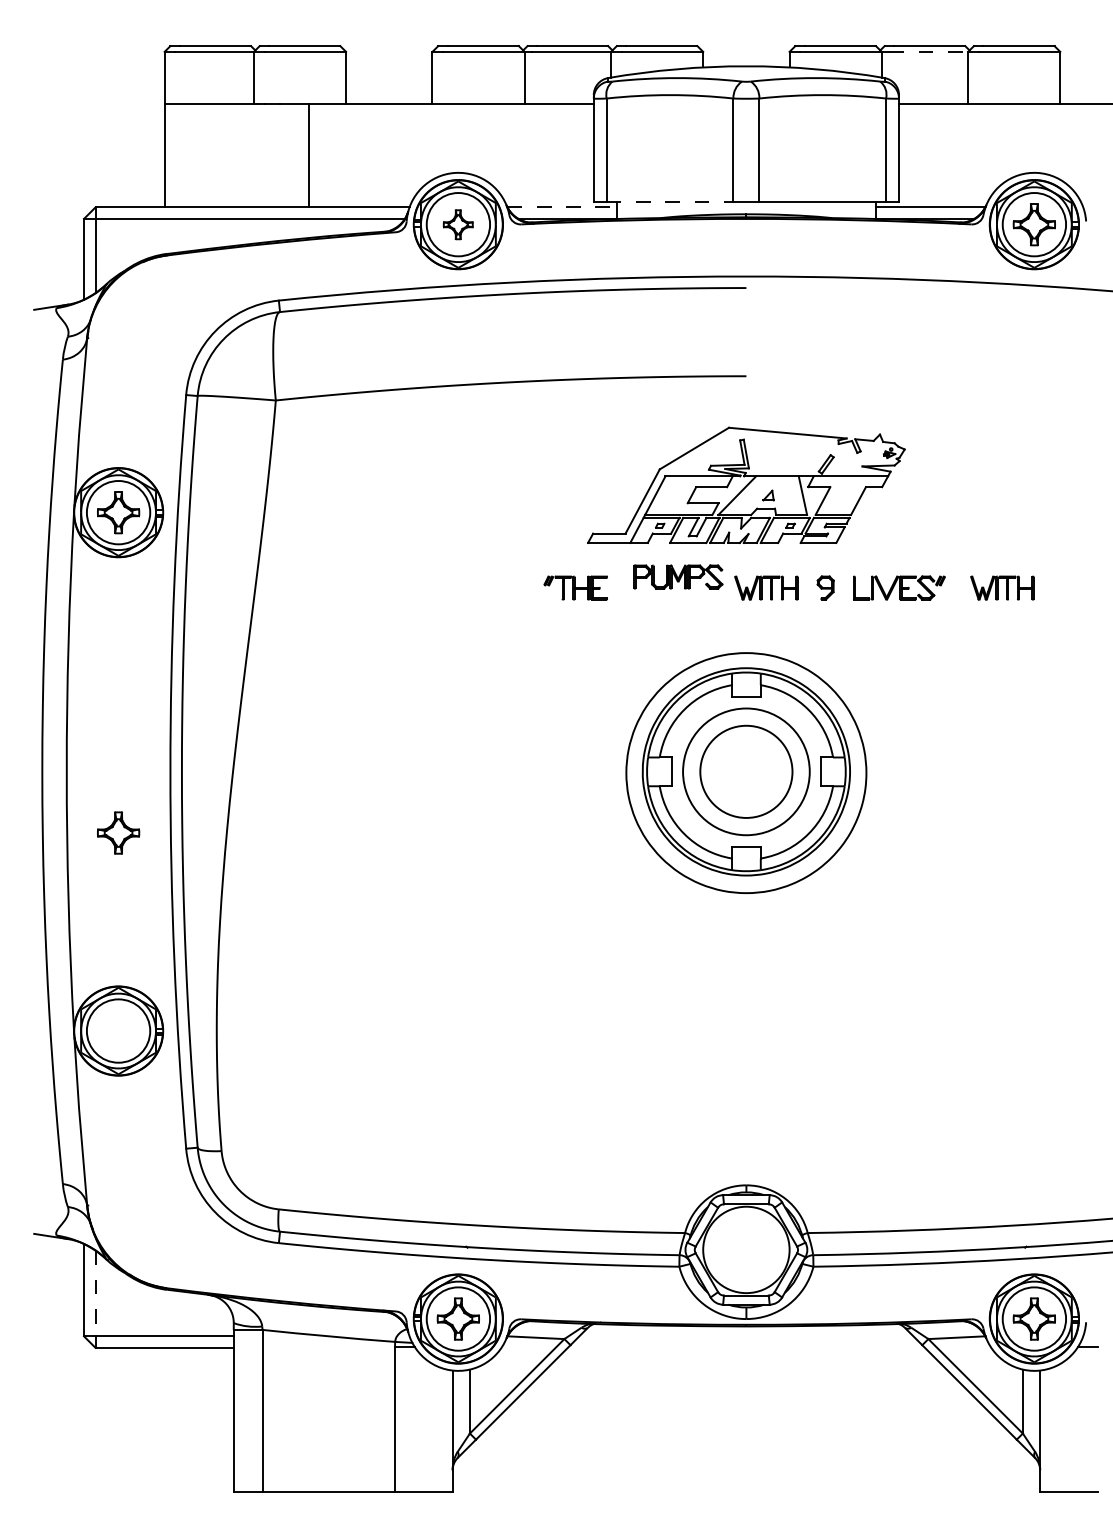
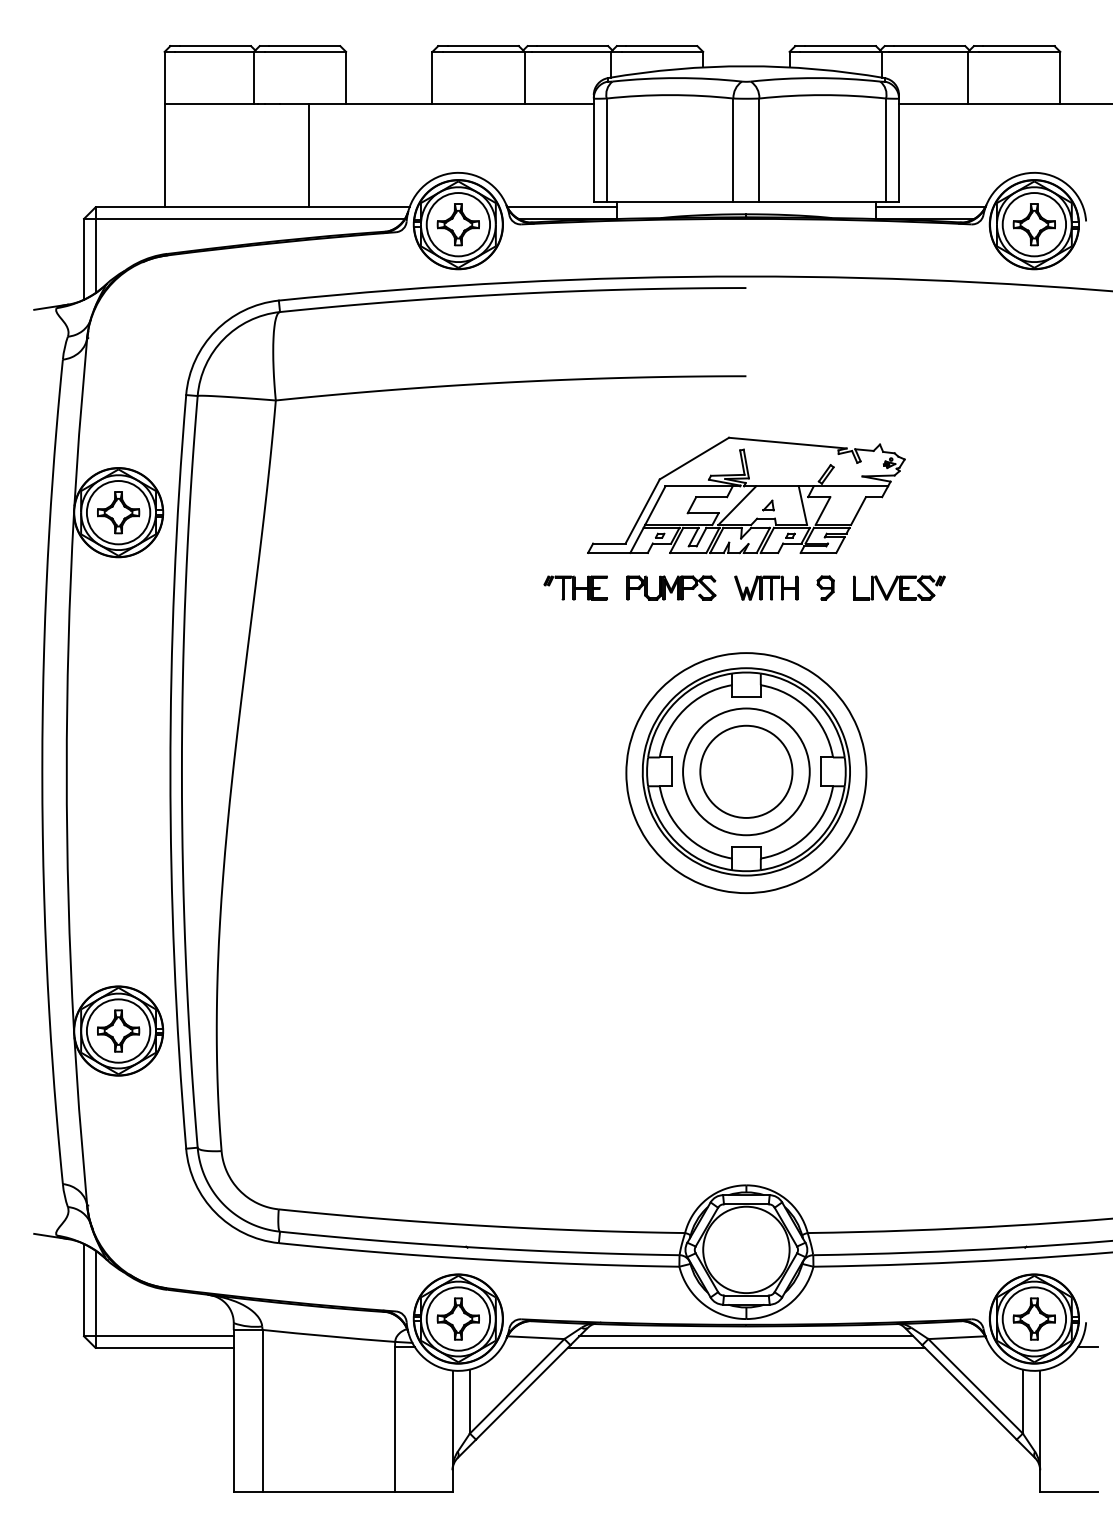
line: dashed -> solid (929, 51)
line: dashed -> solid (670, 201)
line: dashed -> solid (562, 207)
part size: 32x32 px -> 44x44 px (457, 224)
part position: (746, 484) -> (746, 494) (746, 494)
part position: (678, 576) -> (671, 587) (671, 587)
part: present -> none (1002, 587)
part position: (118, 832) -> (118, 1030) (118, 1030)
line: dashed -> solid (95, 1293)
line: none -> present (746, 1336)
line: none -> present (745, 1347)
